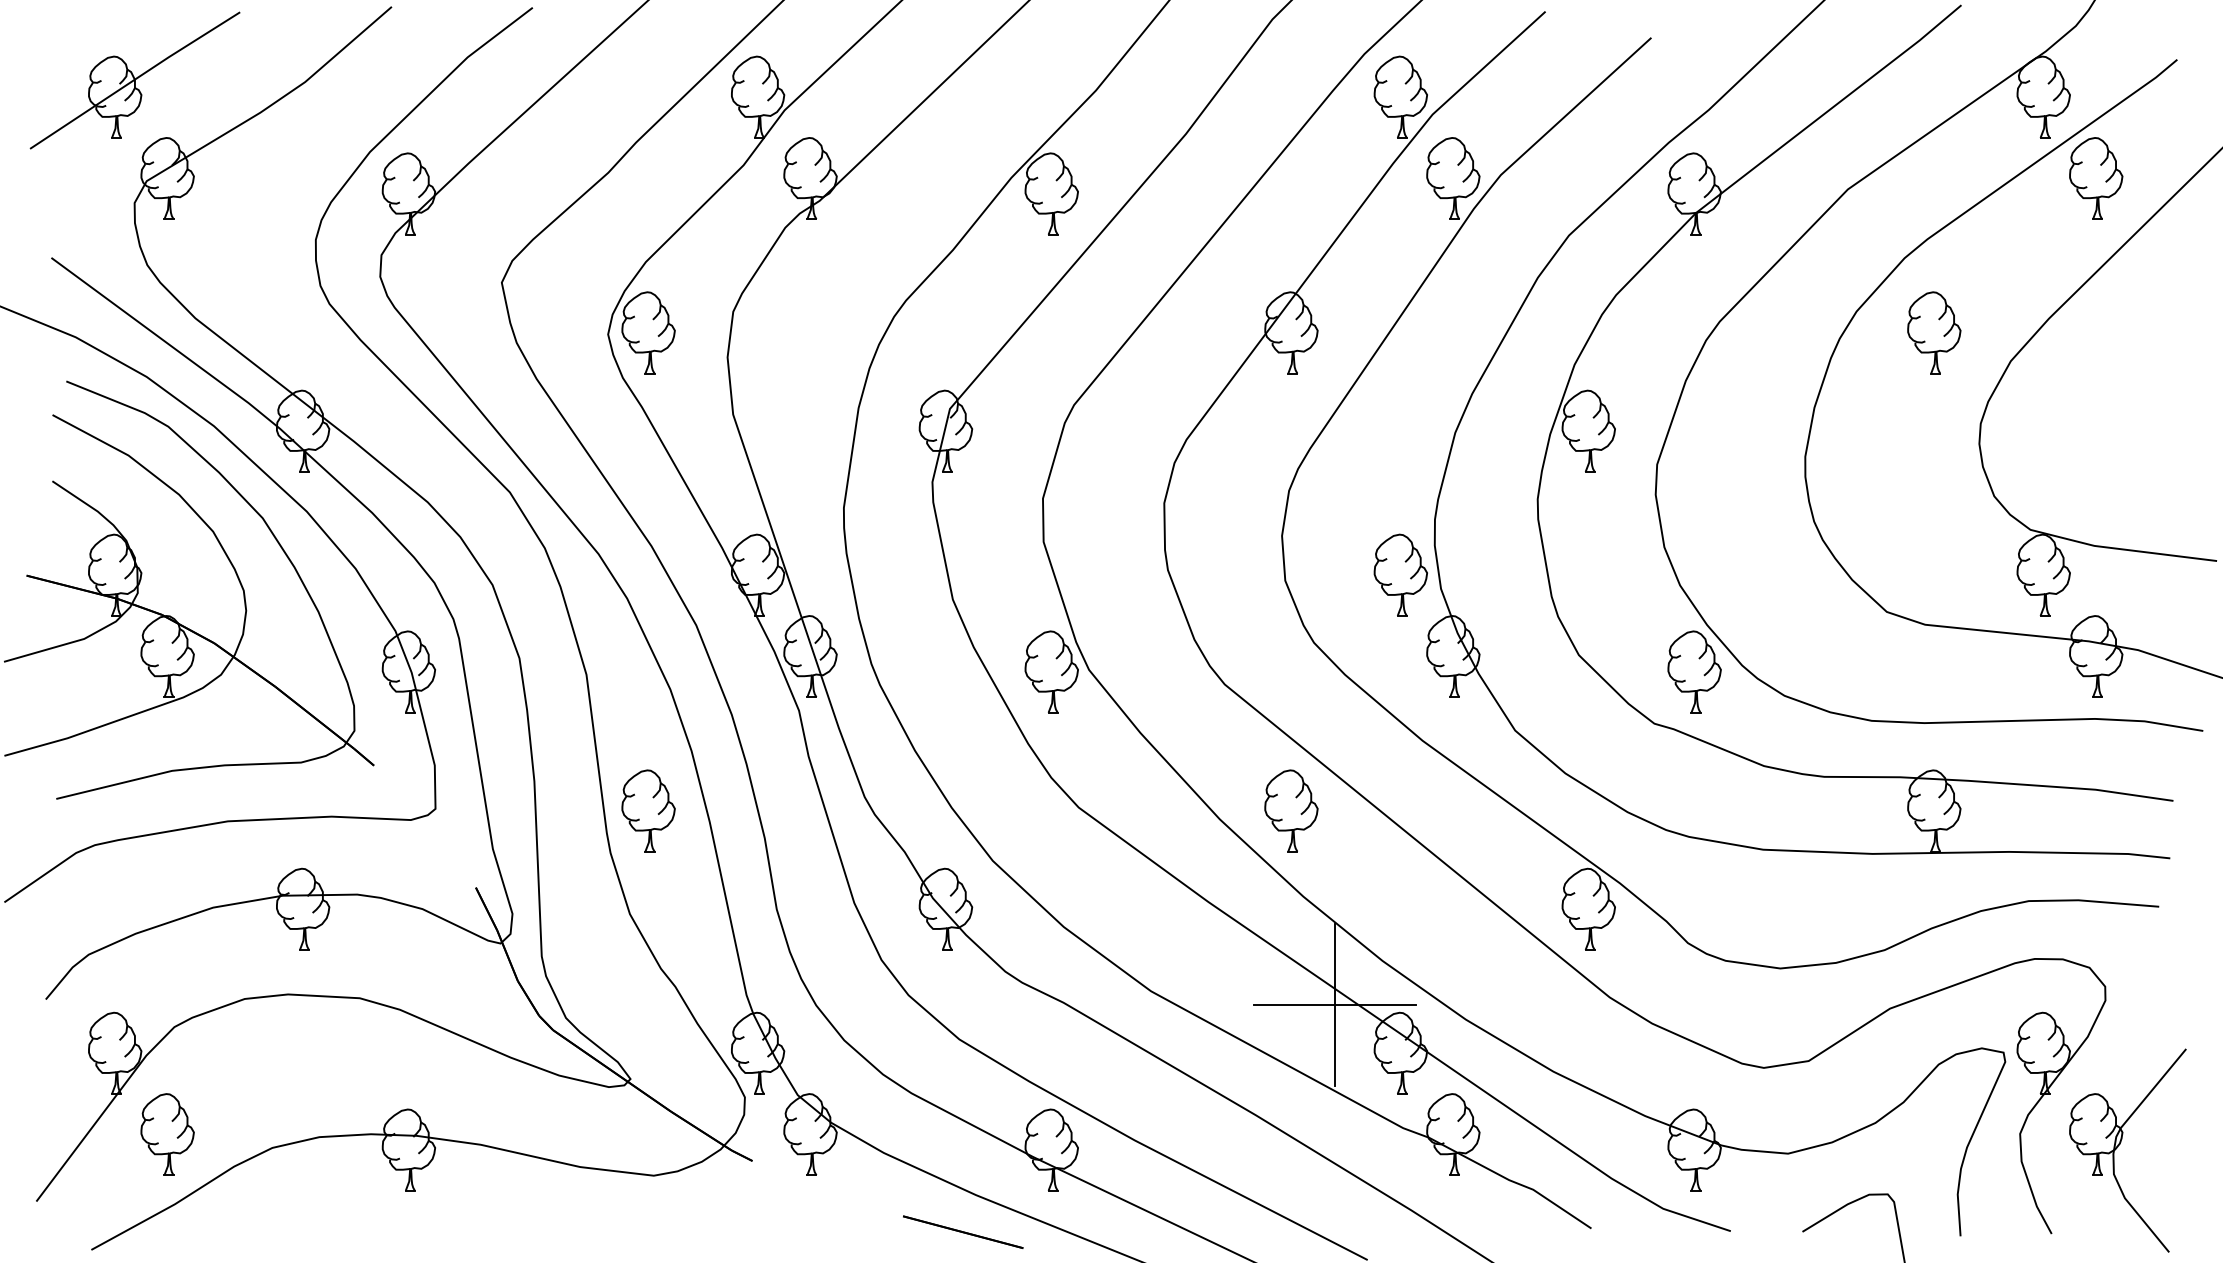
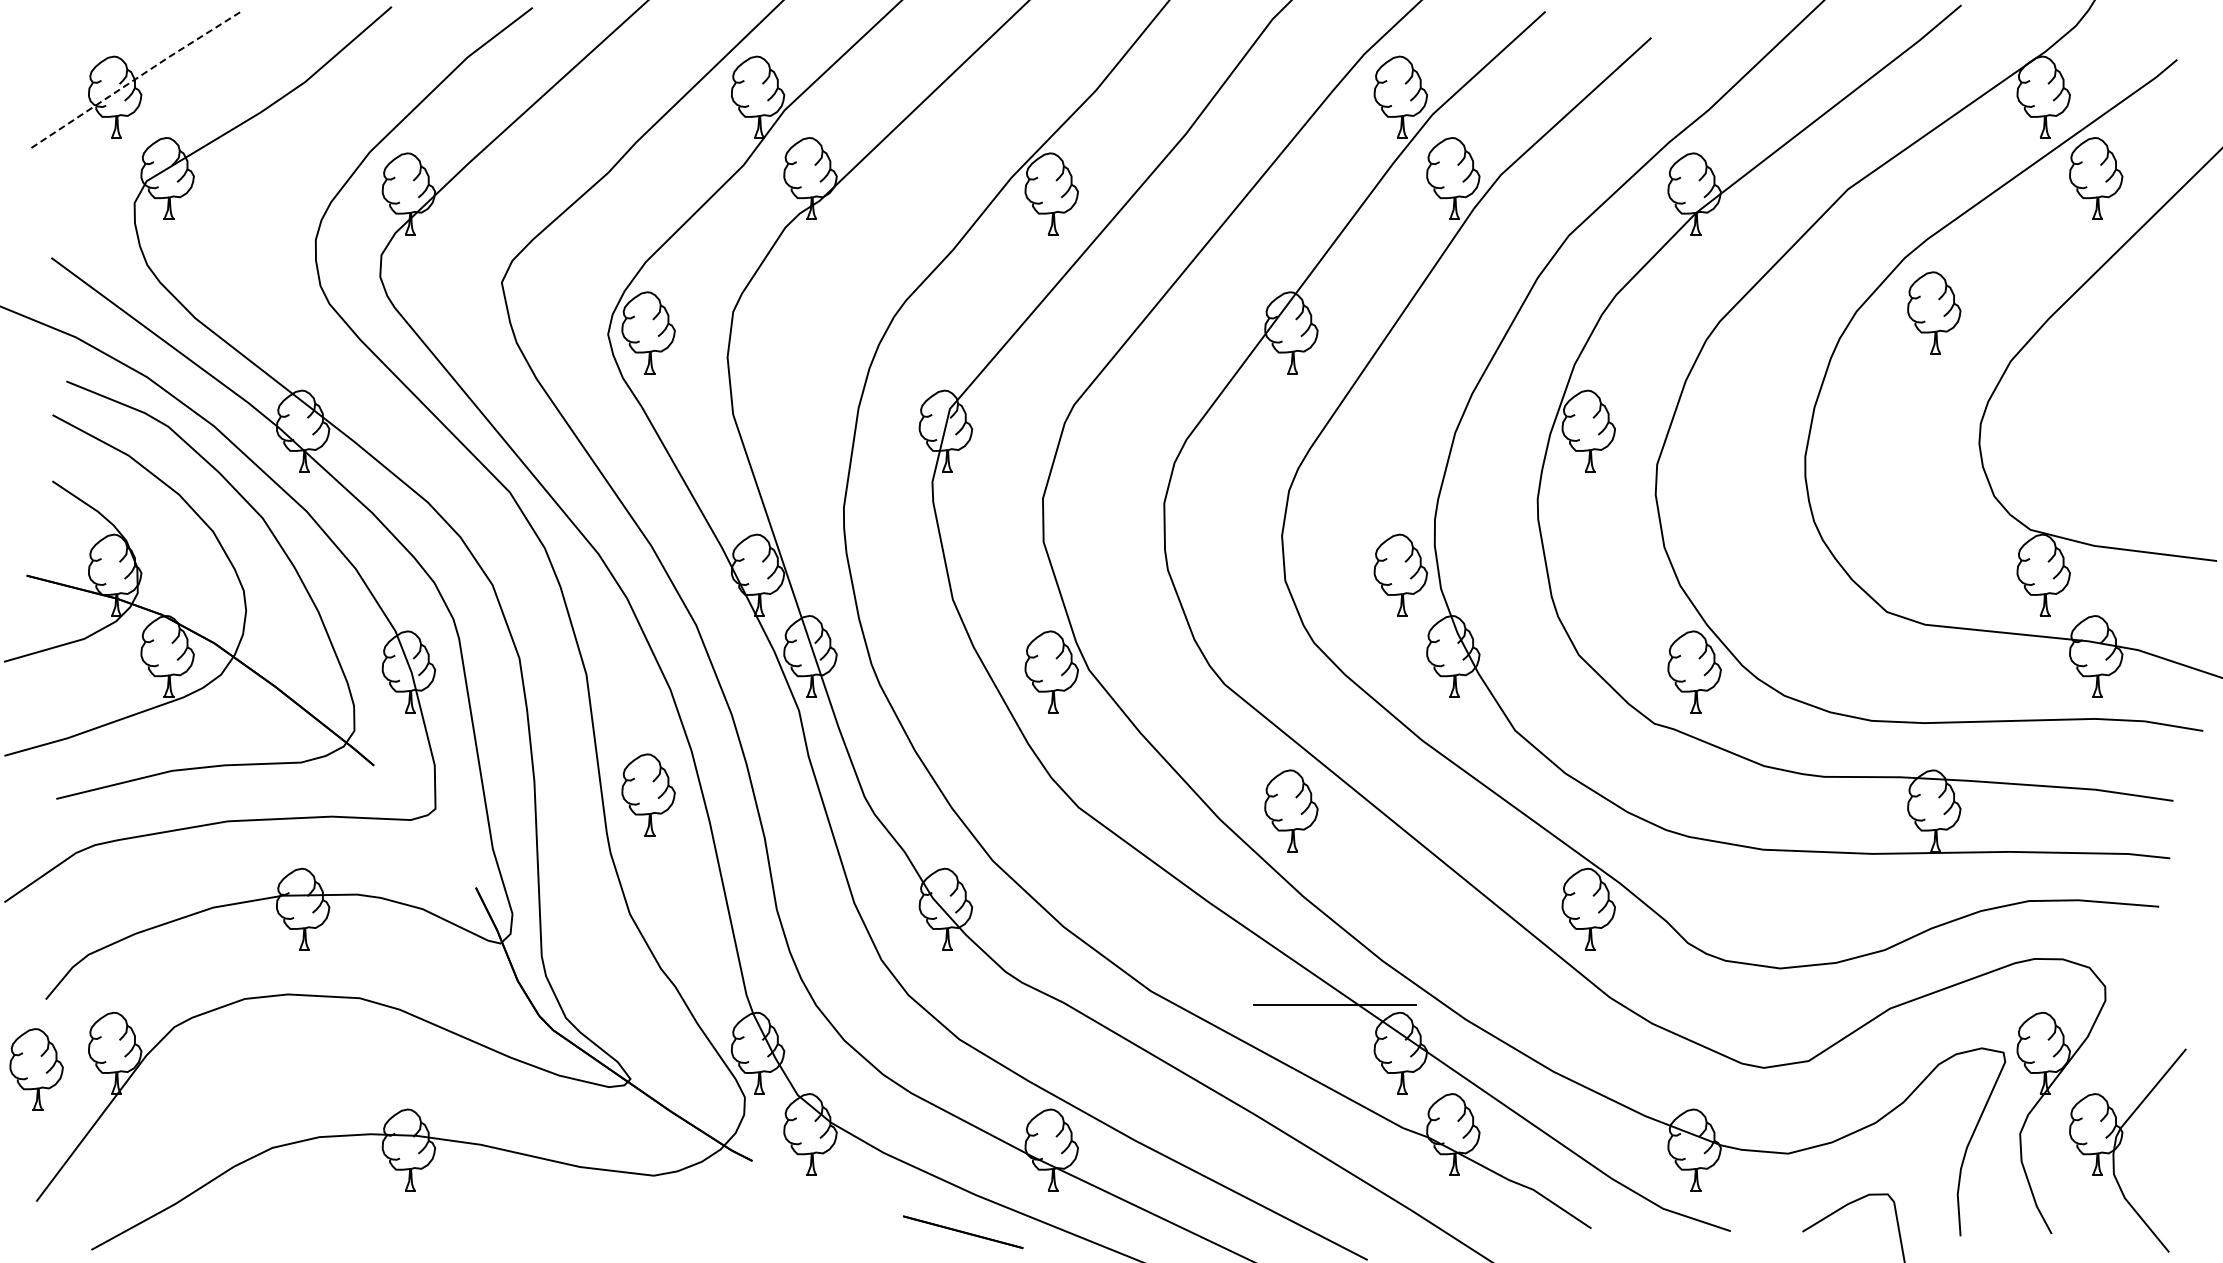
line: solid -> dashed (134, 79)
part position: (1934, 332) -> (1934, 312) (1934, 312)
part position: (648, 810) -> (648, 794) (648, 794)
line: present -> none (1335, 1005)
part position: (167, 1134) -> (36, 1069) (36, 1069)
